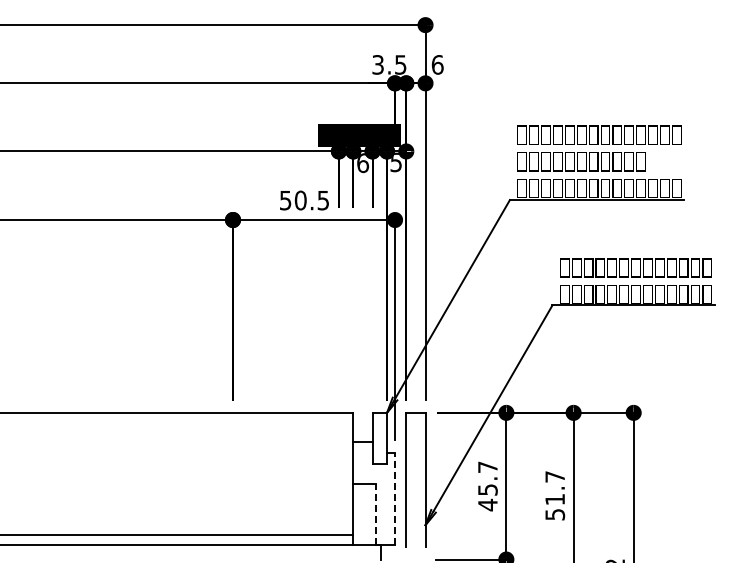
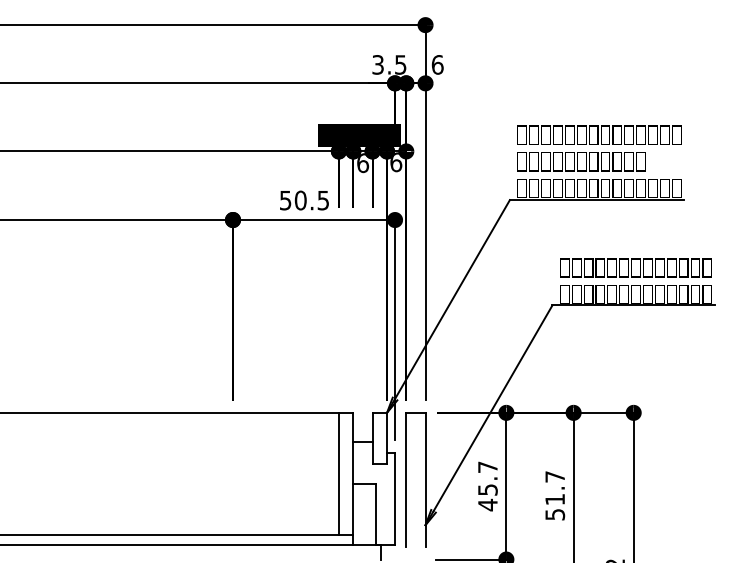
text: 5 -> 6 (396, 162)
line: none -> present (338, 473)
line: dashed -> solid (395, 498)
line: dashed -> solid (375, 514)
